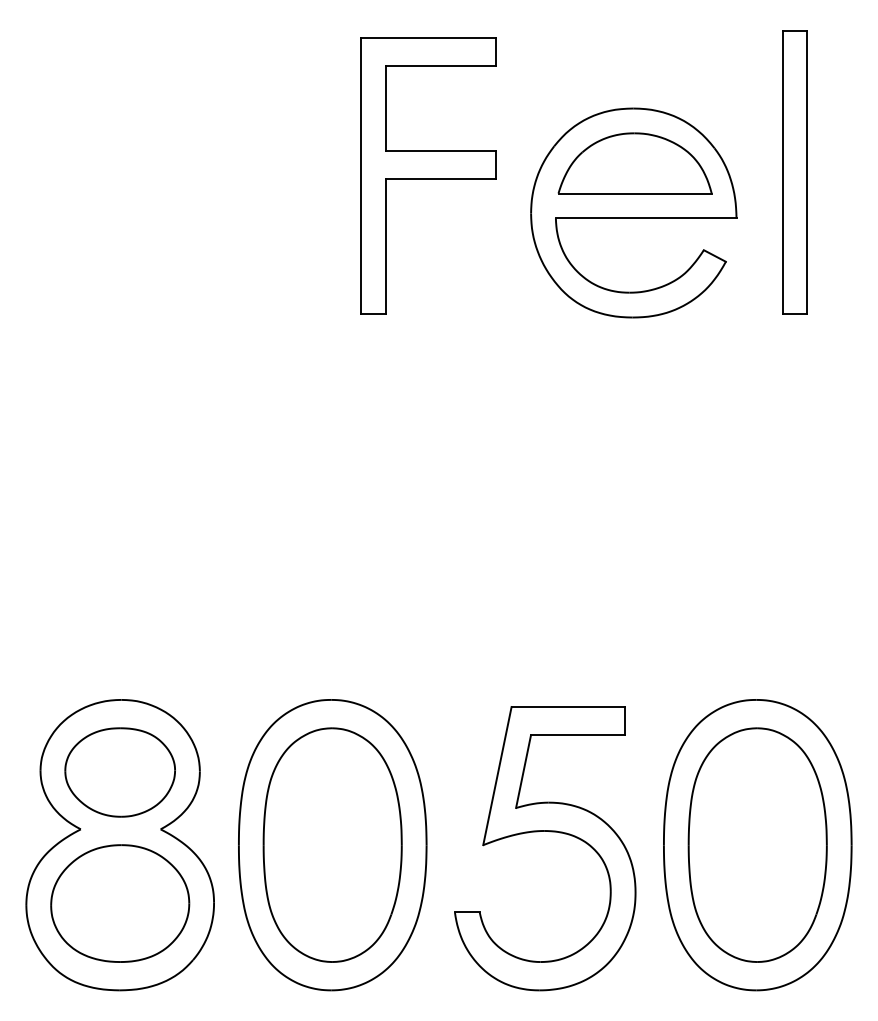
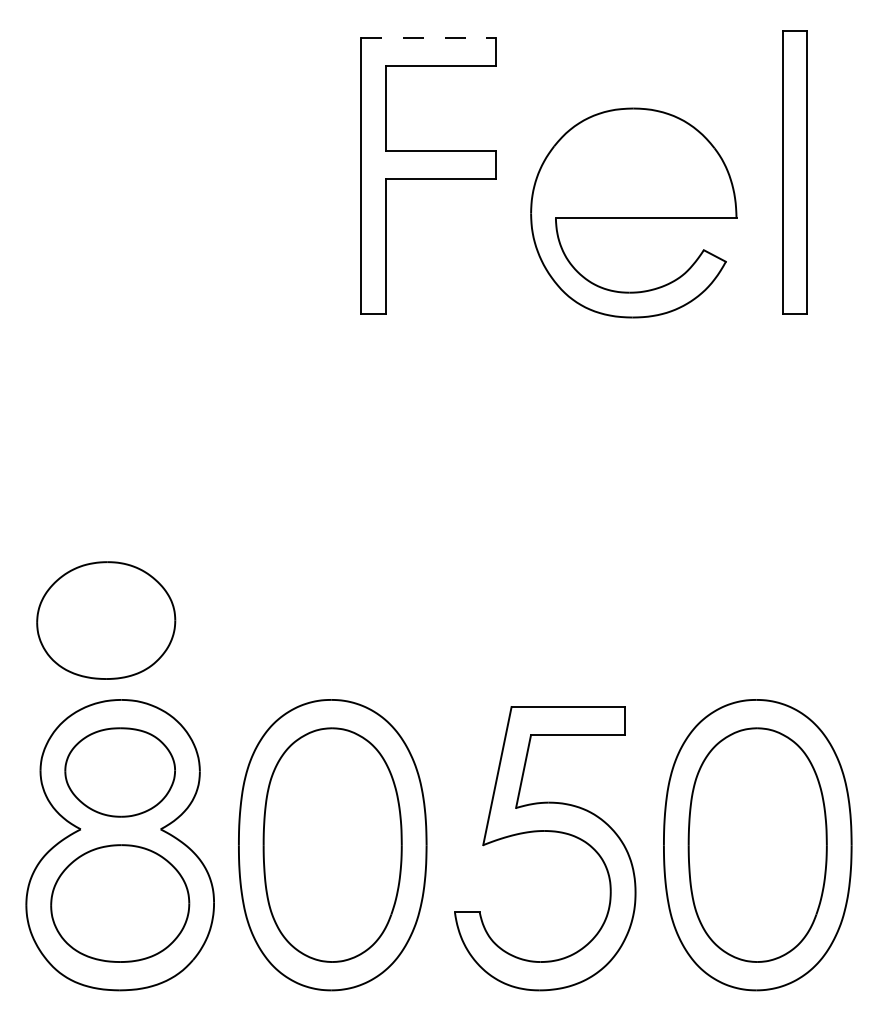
line: solid -> dashed (428, 37)
part: present -> none (634, 163)
part: none -> present (106, 620)
